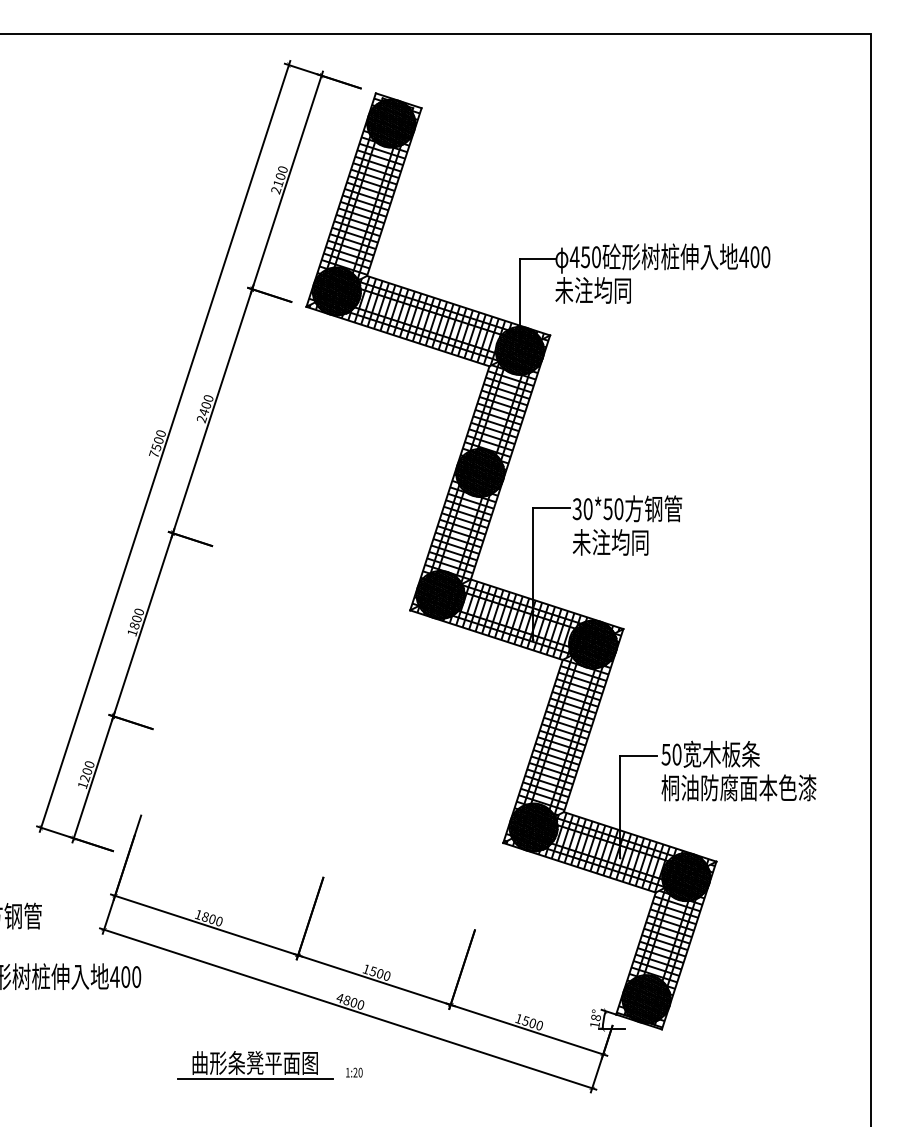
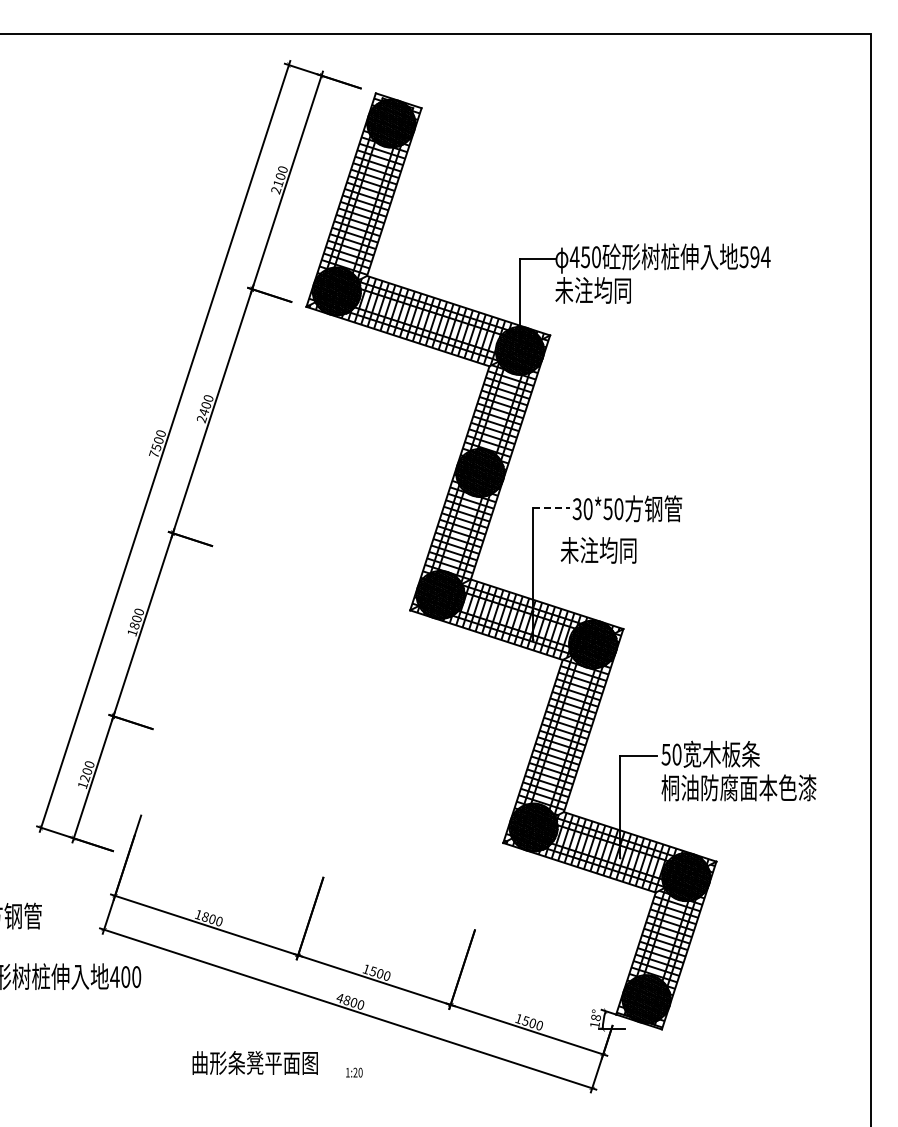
text: 400 -> 594 (754, 257)
line: solid -> dashed (551, 508)
text position: (610, 542) -> (598, 550) (598, 550)
line: present -> none (254, 1078)
